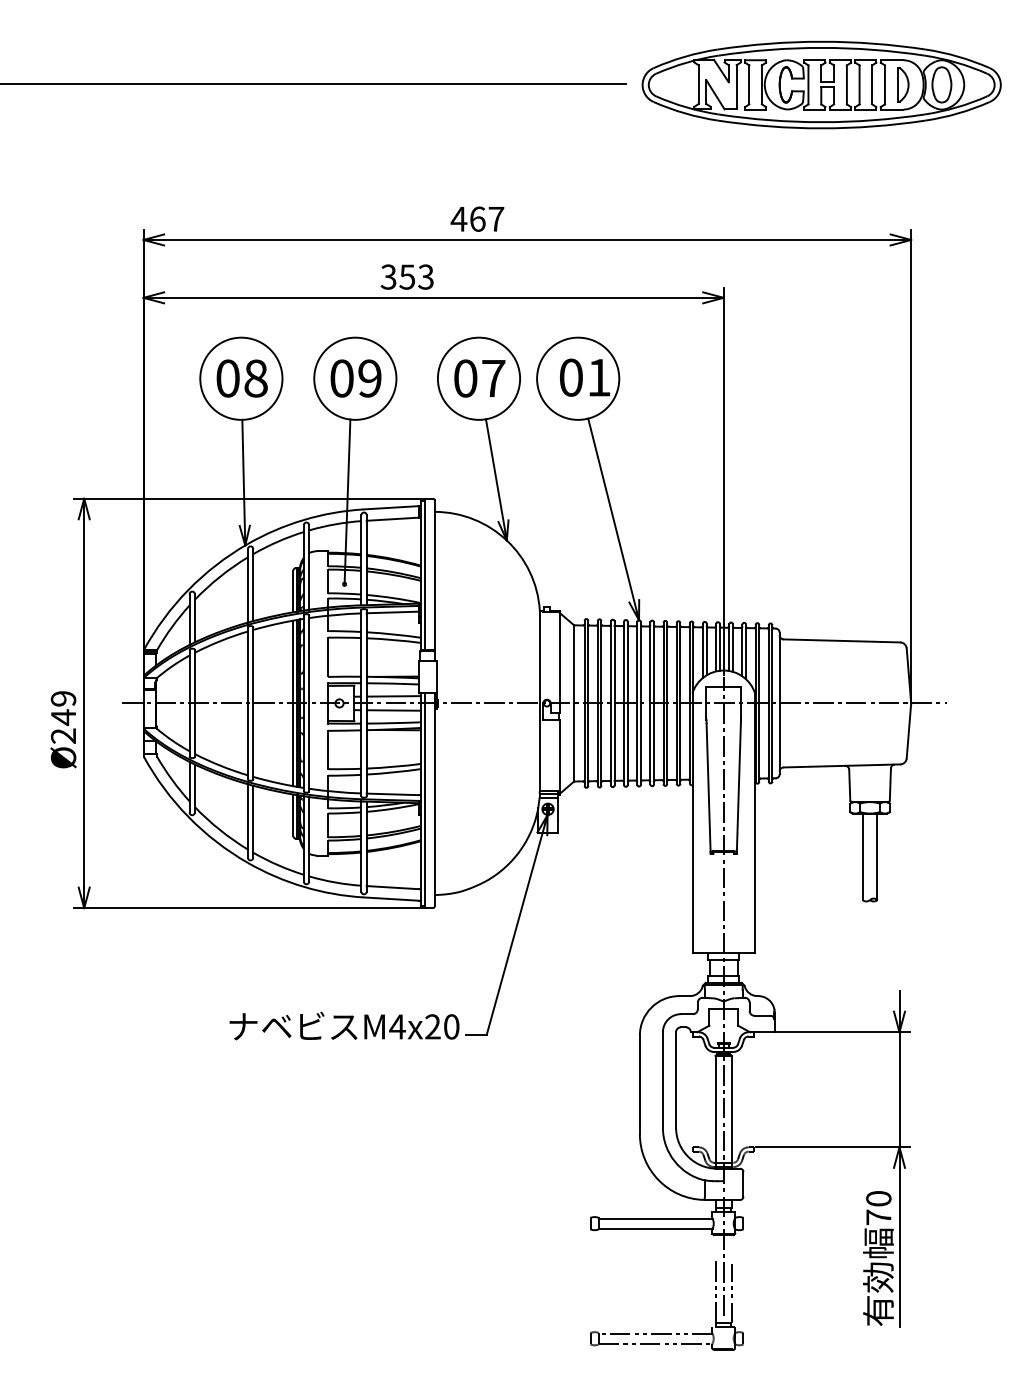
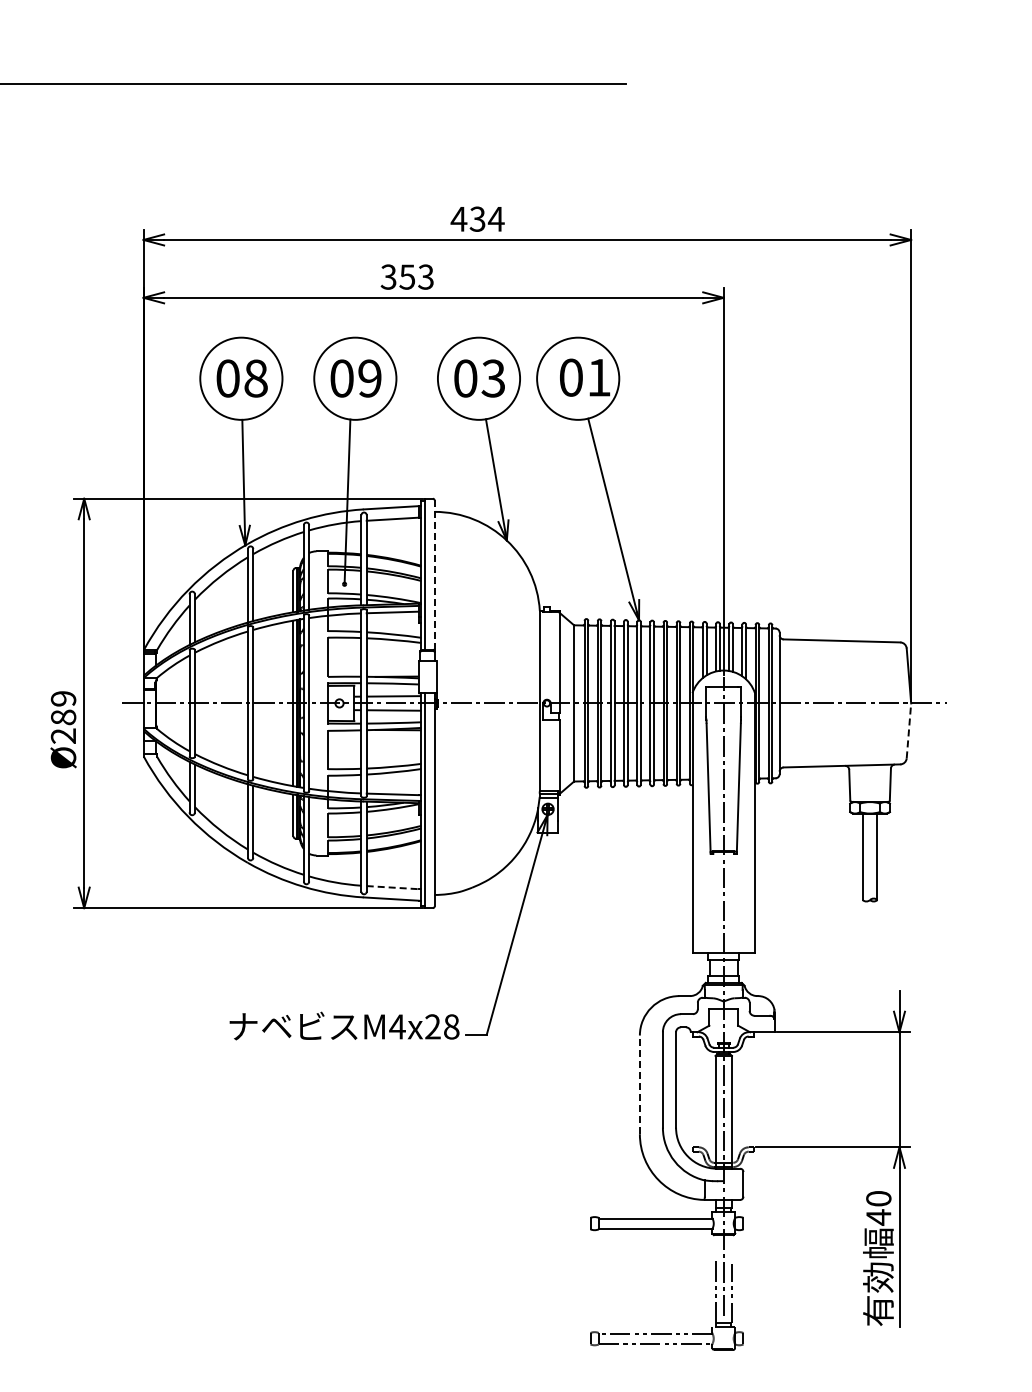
part: present -> none (821, 84)
text: 467 -> 434 (486, 218)
text: 07 -> 03 (493, 378)
line: solid -> dashed (434, 576)
text: Ø249 -> Ø289 (63, 717)
line: solid -> dashed (908, 730)
line: solid -> dashed (393, 887)
text: M4x20 -> M4x28 (451, 1026)
line: solid -> dashed (639, 1084)
text: 70 -> 40 (878, 1217)
